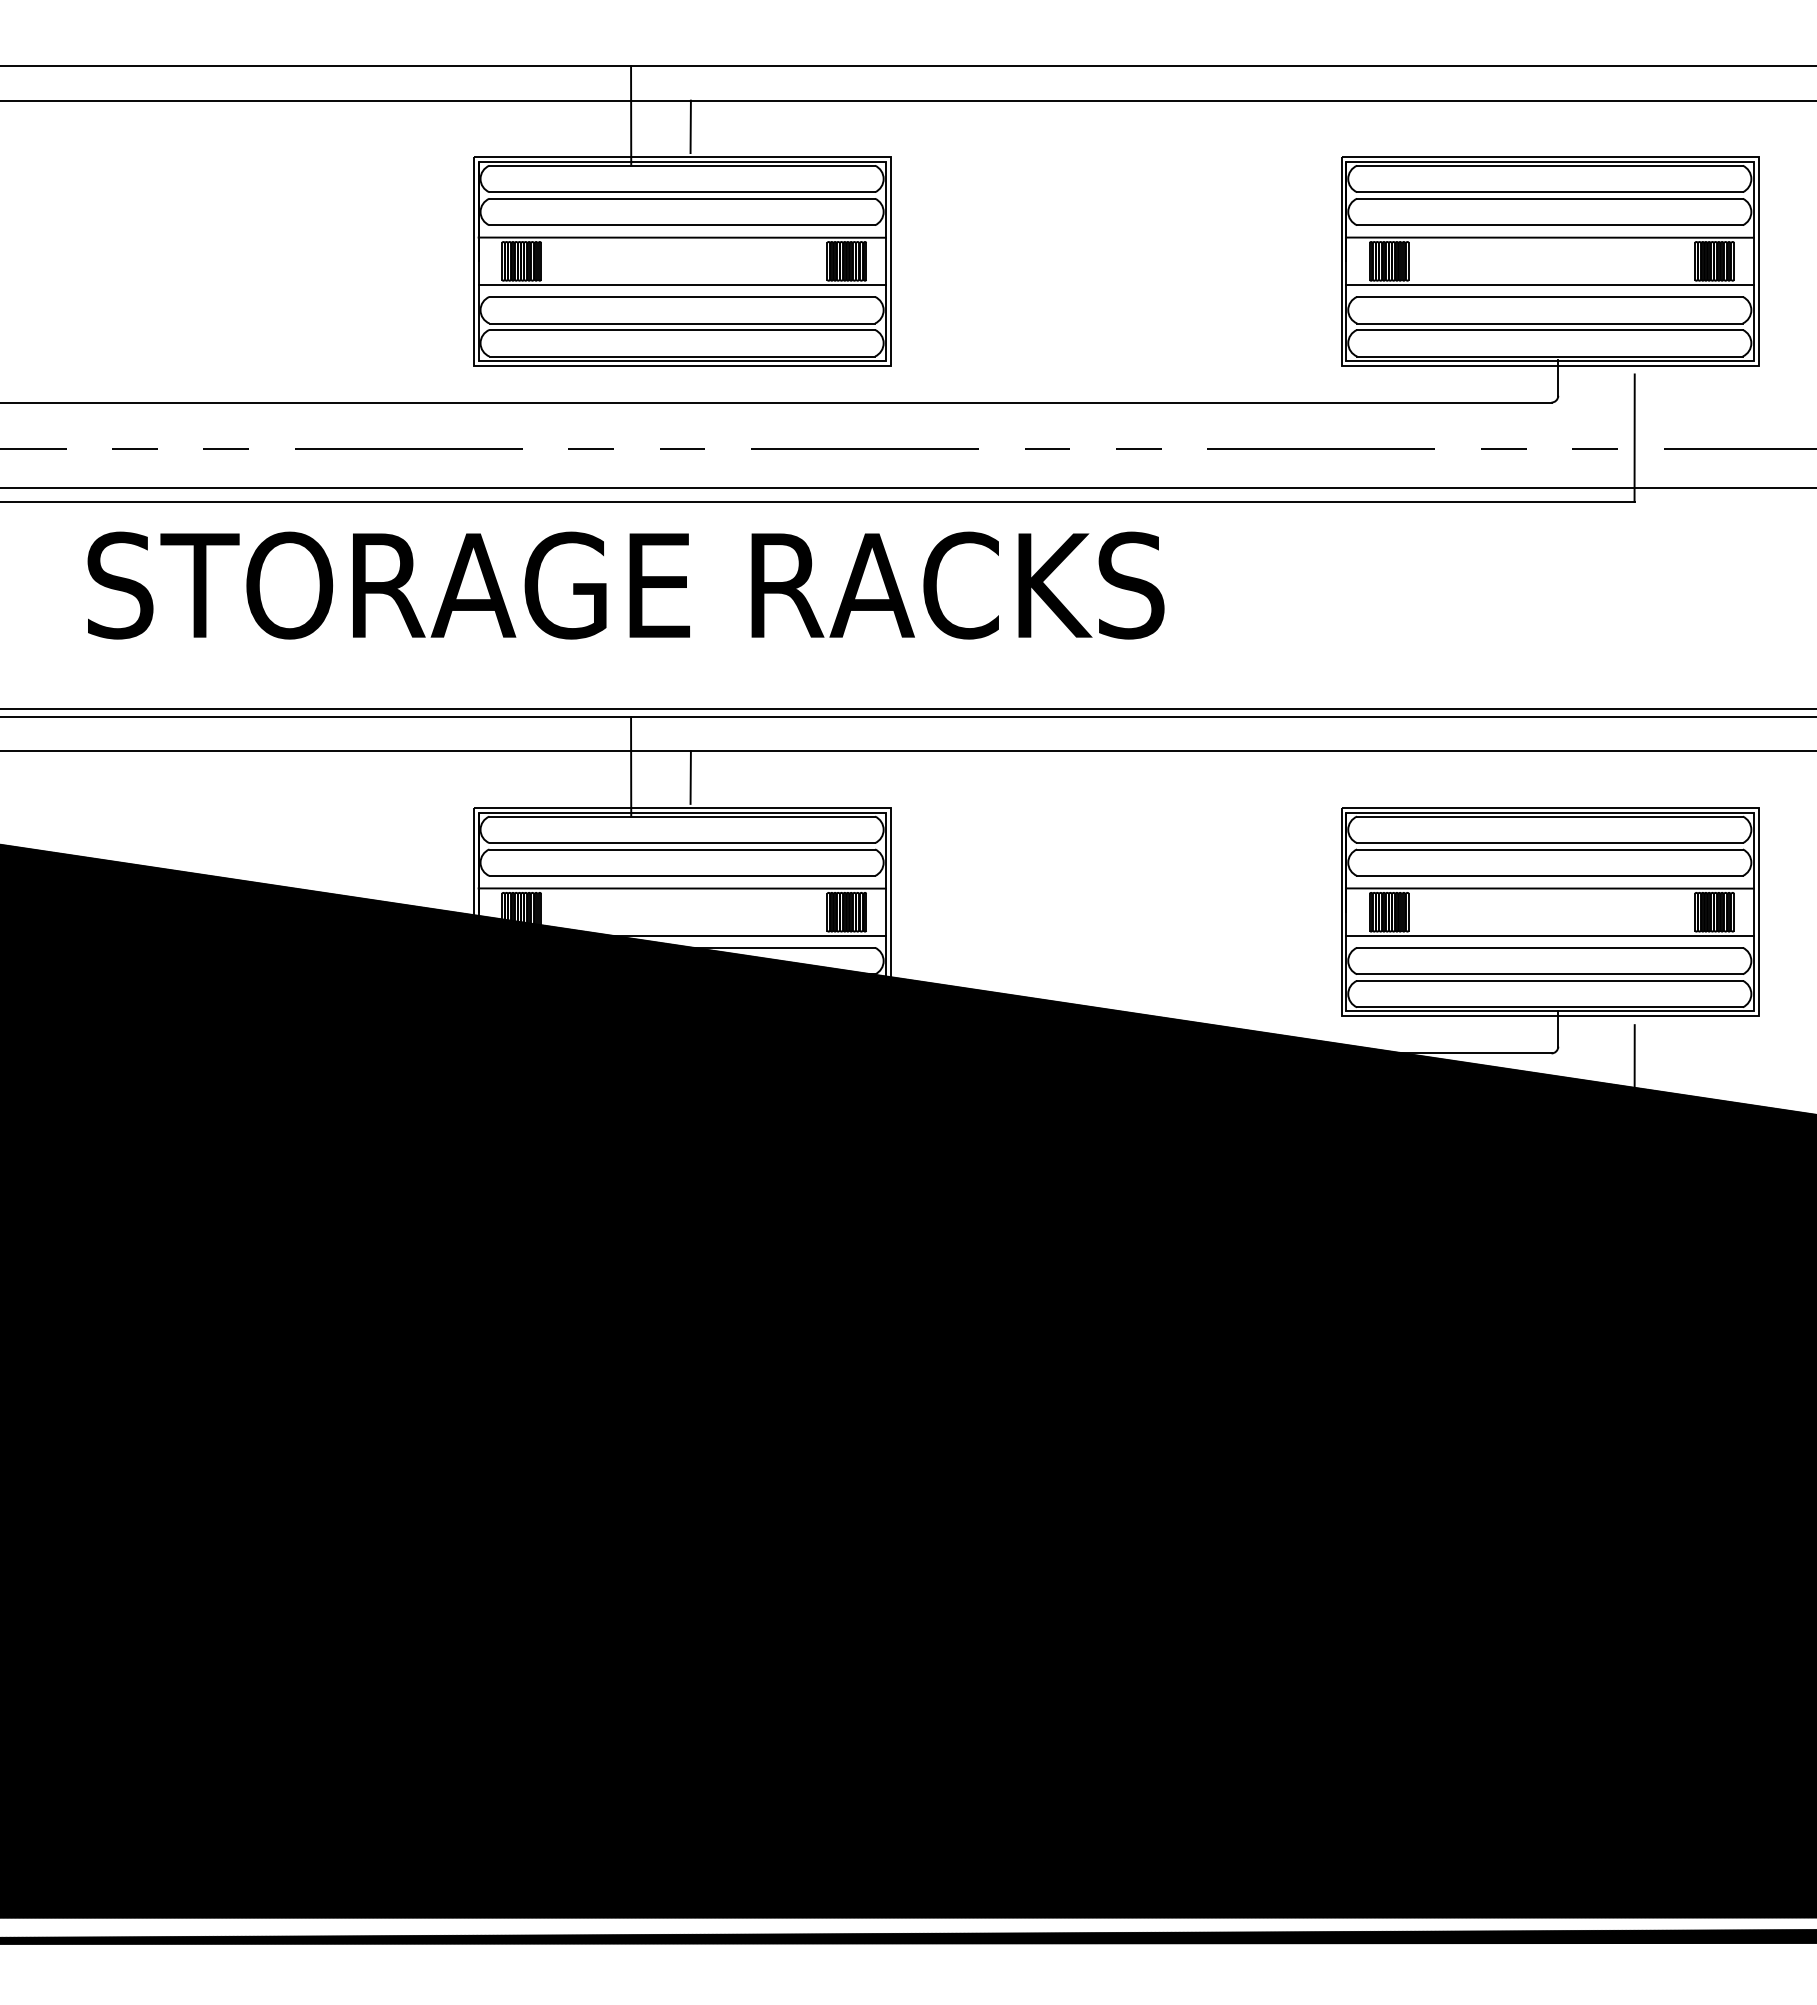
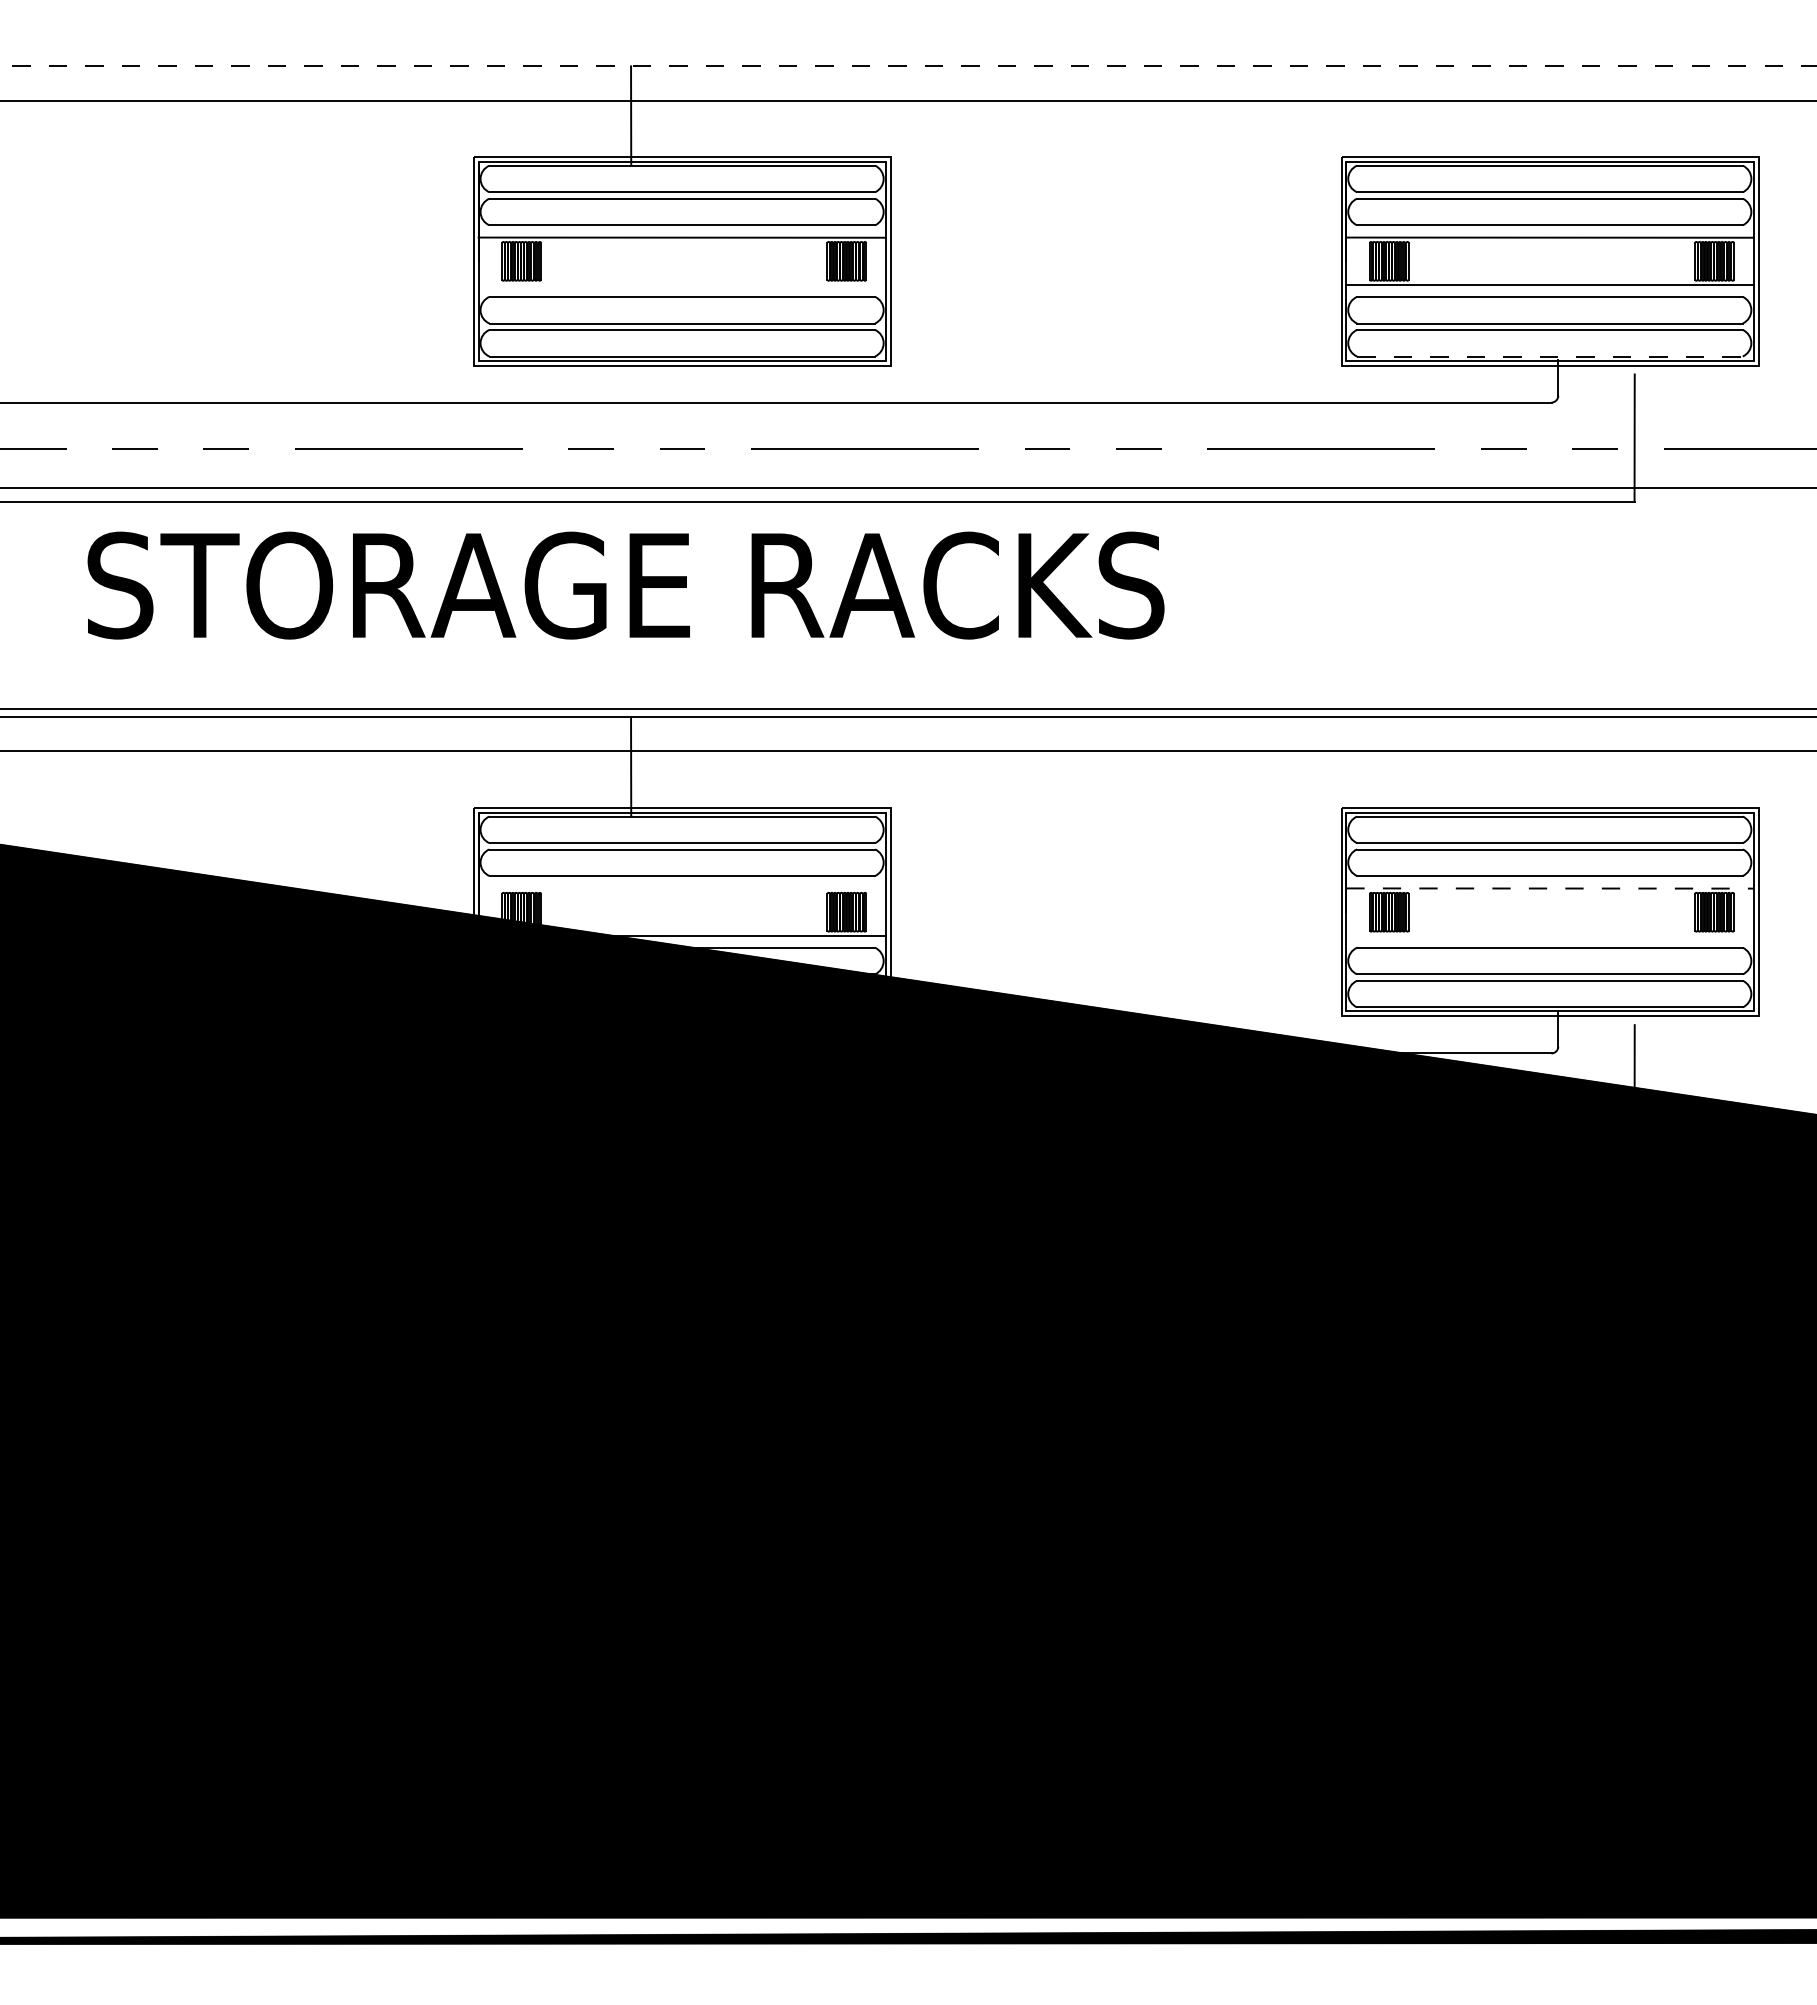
line: solid -> dashed (908, 66)
line: present -> none (690, 126)
line: present -> none (682, 284)
line: solid -> dashed (1550, 356)
line: present -> none (690, 777)
line: present -> none (682, 888)
line: solid -> dashed (1550, 888)
line: present -> none (1549, 935)
